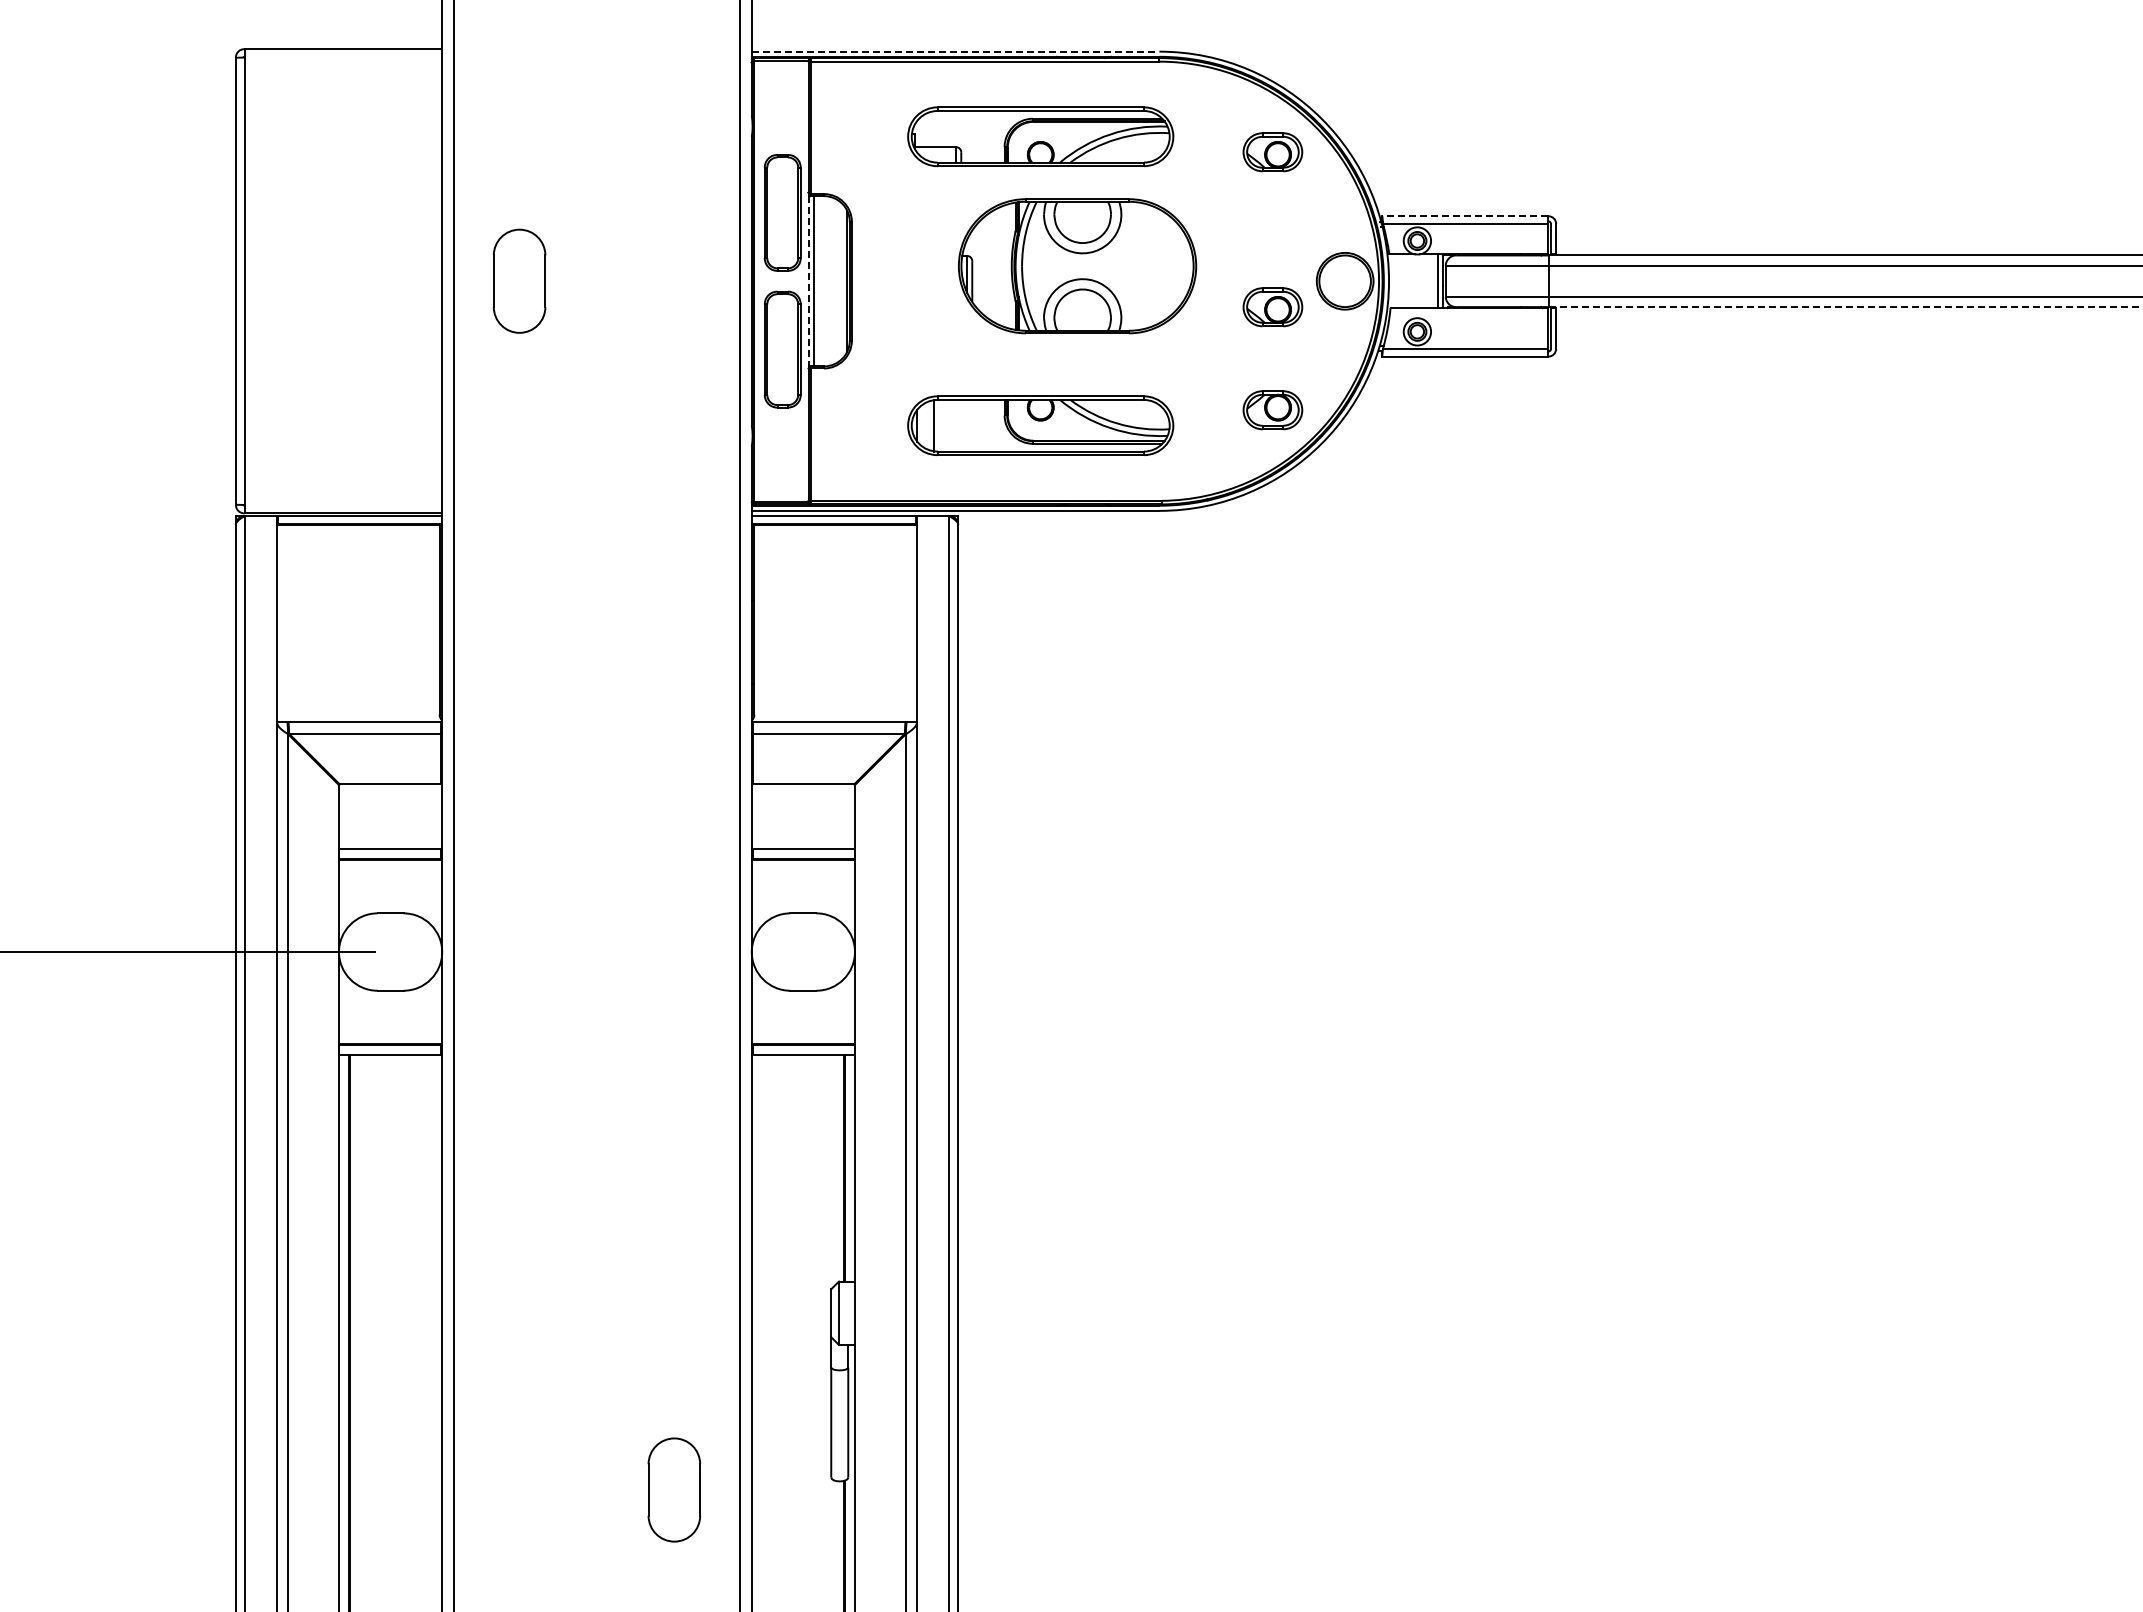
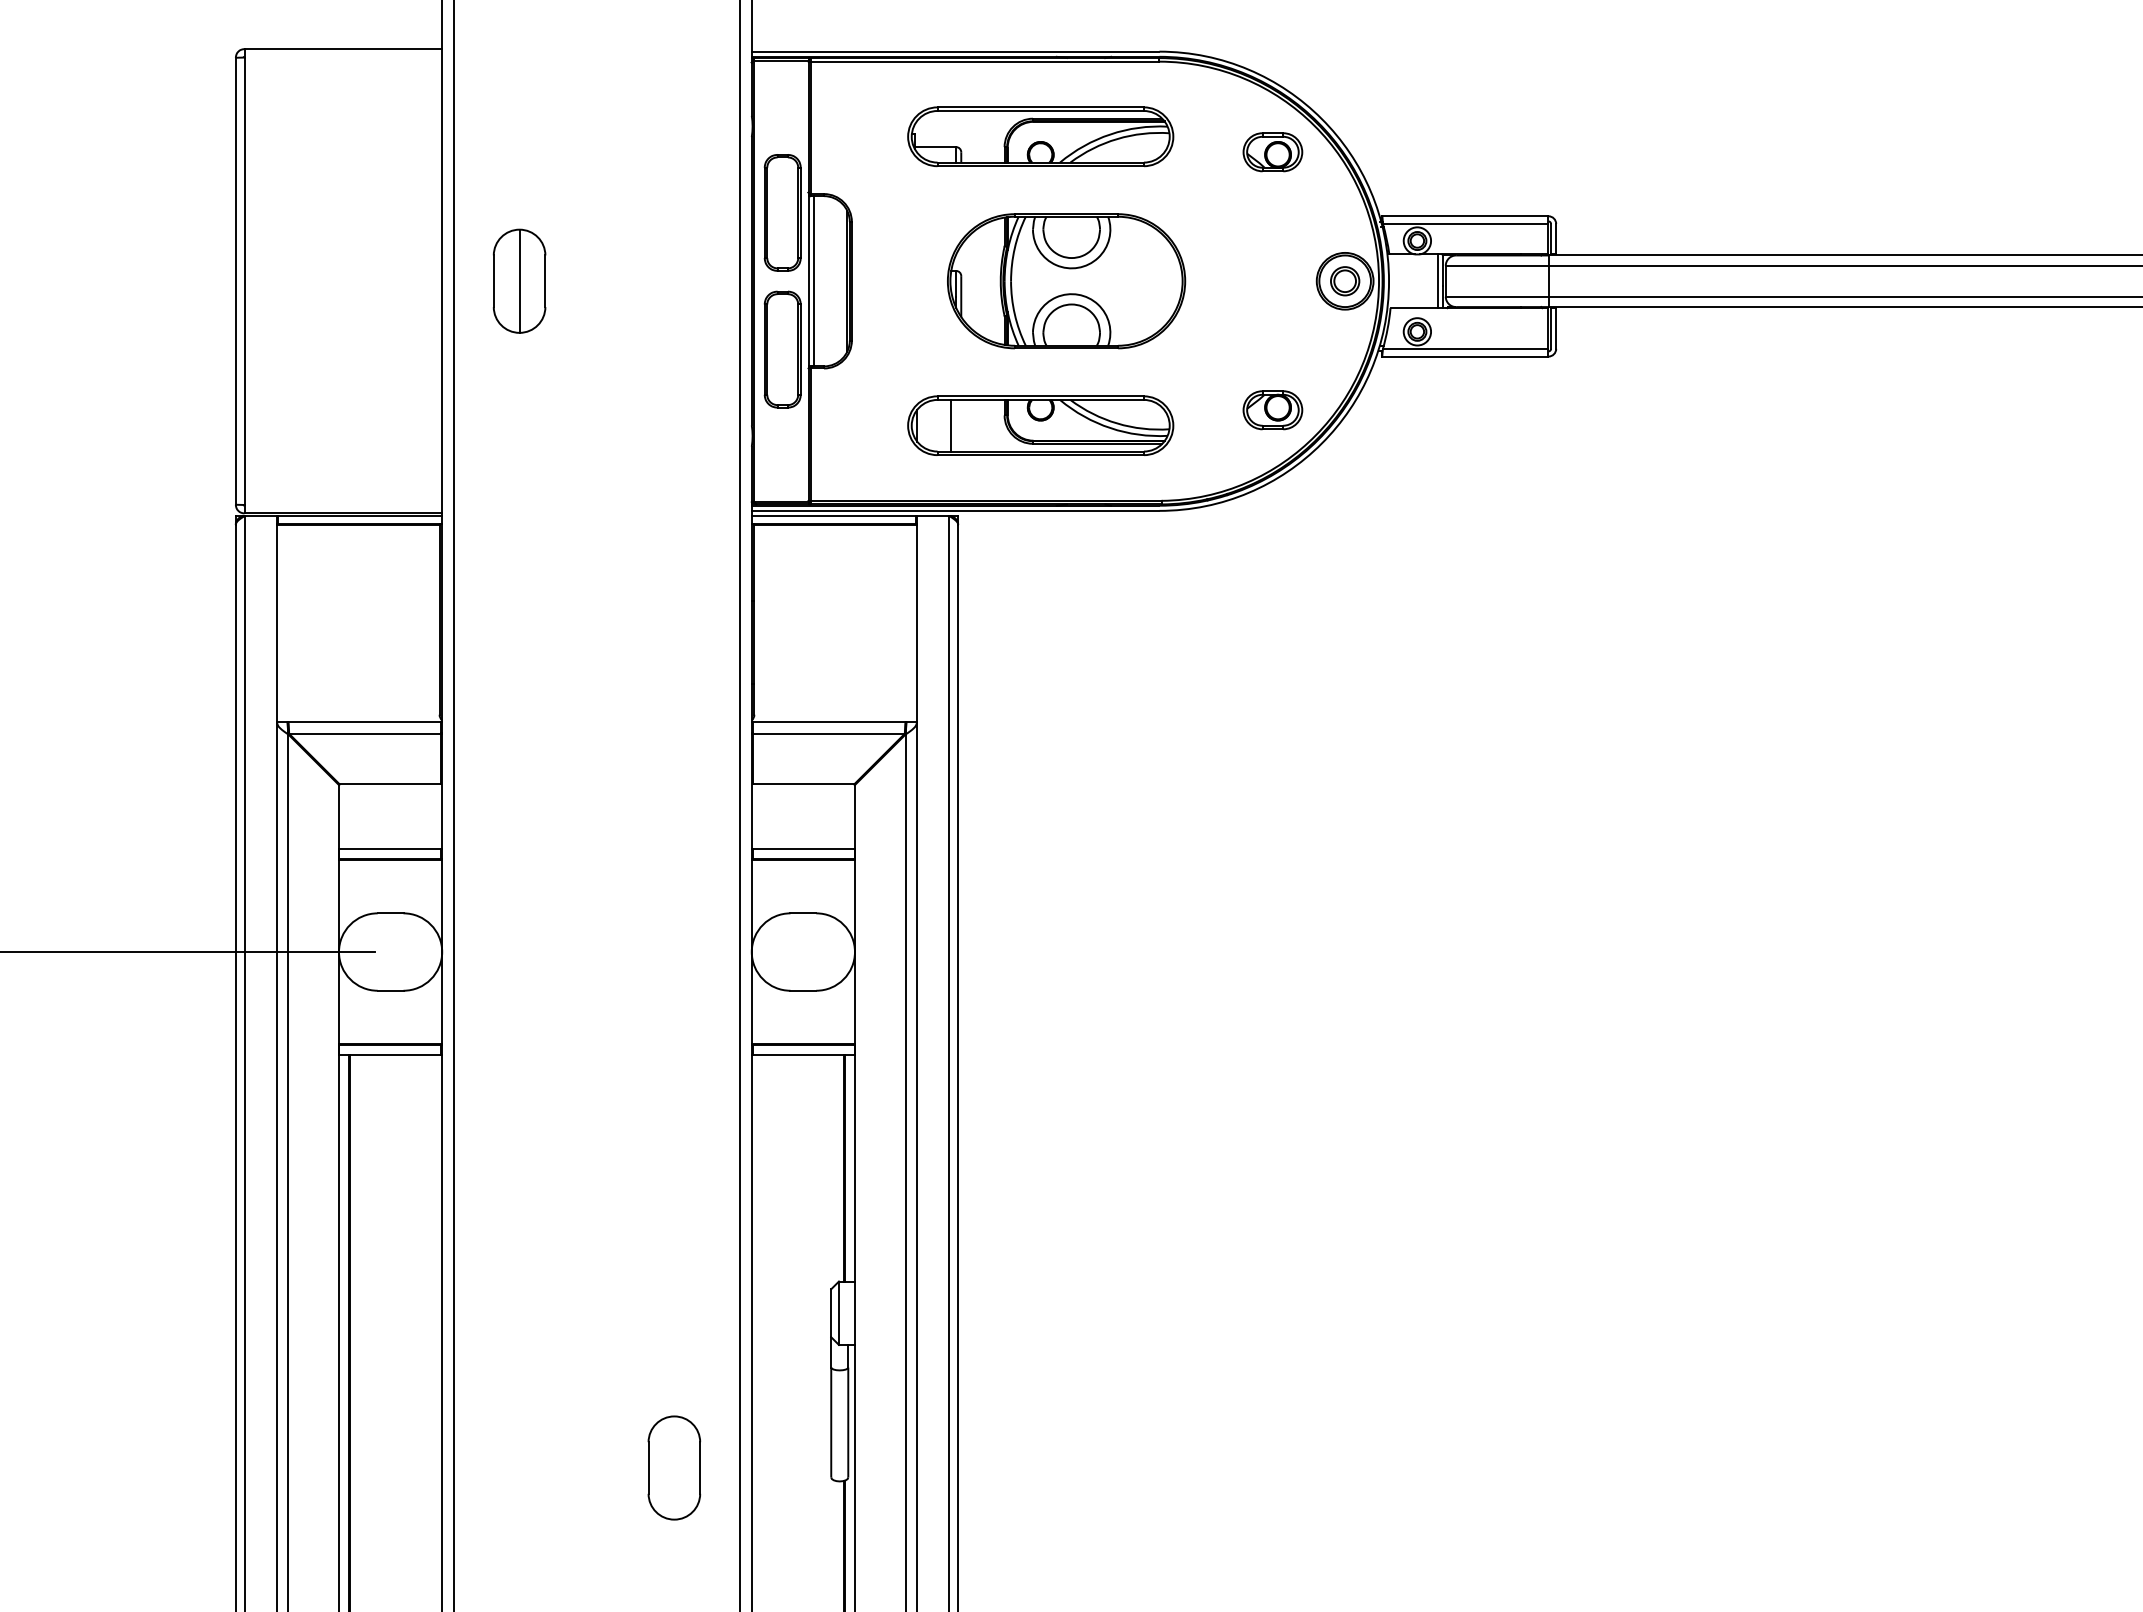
line: dashed -> solid (955, 51)
line: dashed -> solid (1464, 216)
part position: (1077, 266) -> (1066, 281) (1066, 281)
line: none -> present (519, 280)
line: dashed -> solid (809, 281)
part: none -> present (1345, 281)
part: present -> none (1272, 307)
line: dashed -> solid (1845, 307)
line position: (933, 425) -> (950, 425) (950, 425)
part position: (674, 1489) -> (674, 1467) (674, 1467)
